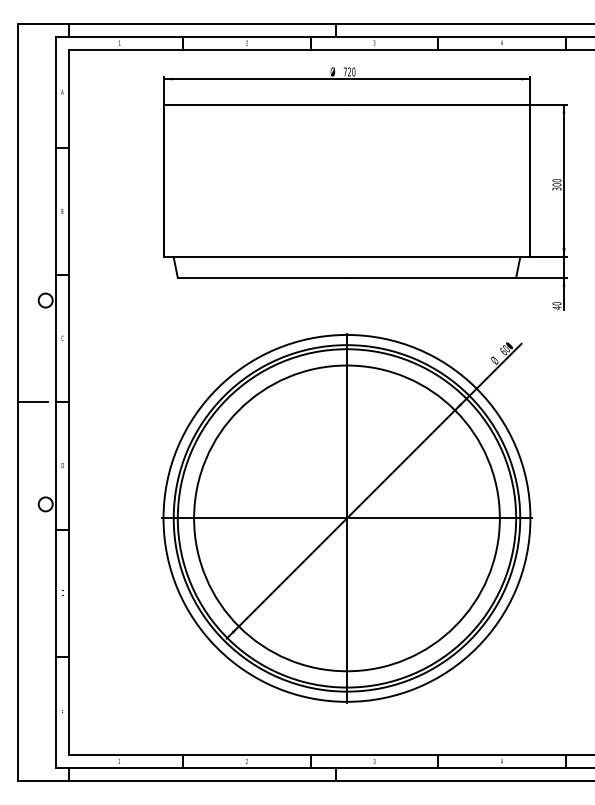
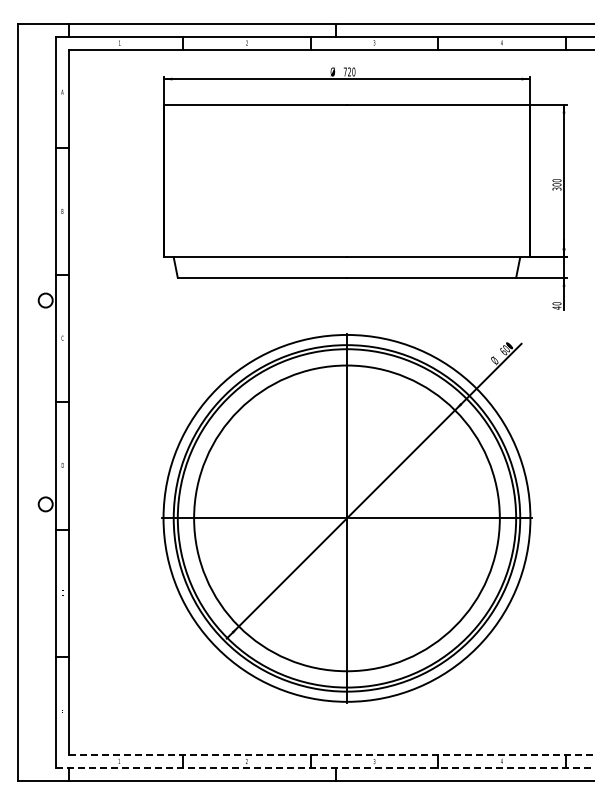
line: present -> none (32, 402)
line: solid -> dashed (331, 755)
line: solid -> dashed (325, 768)
